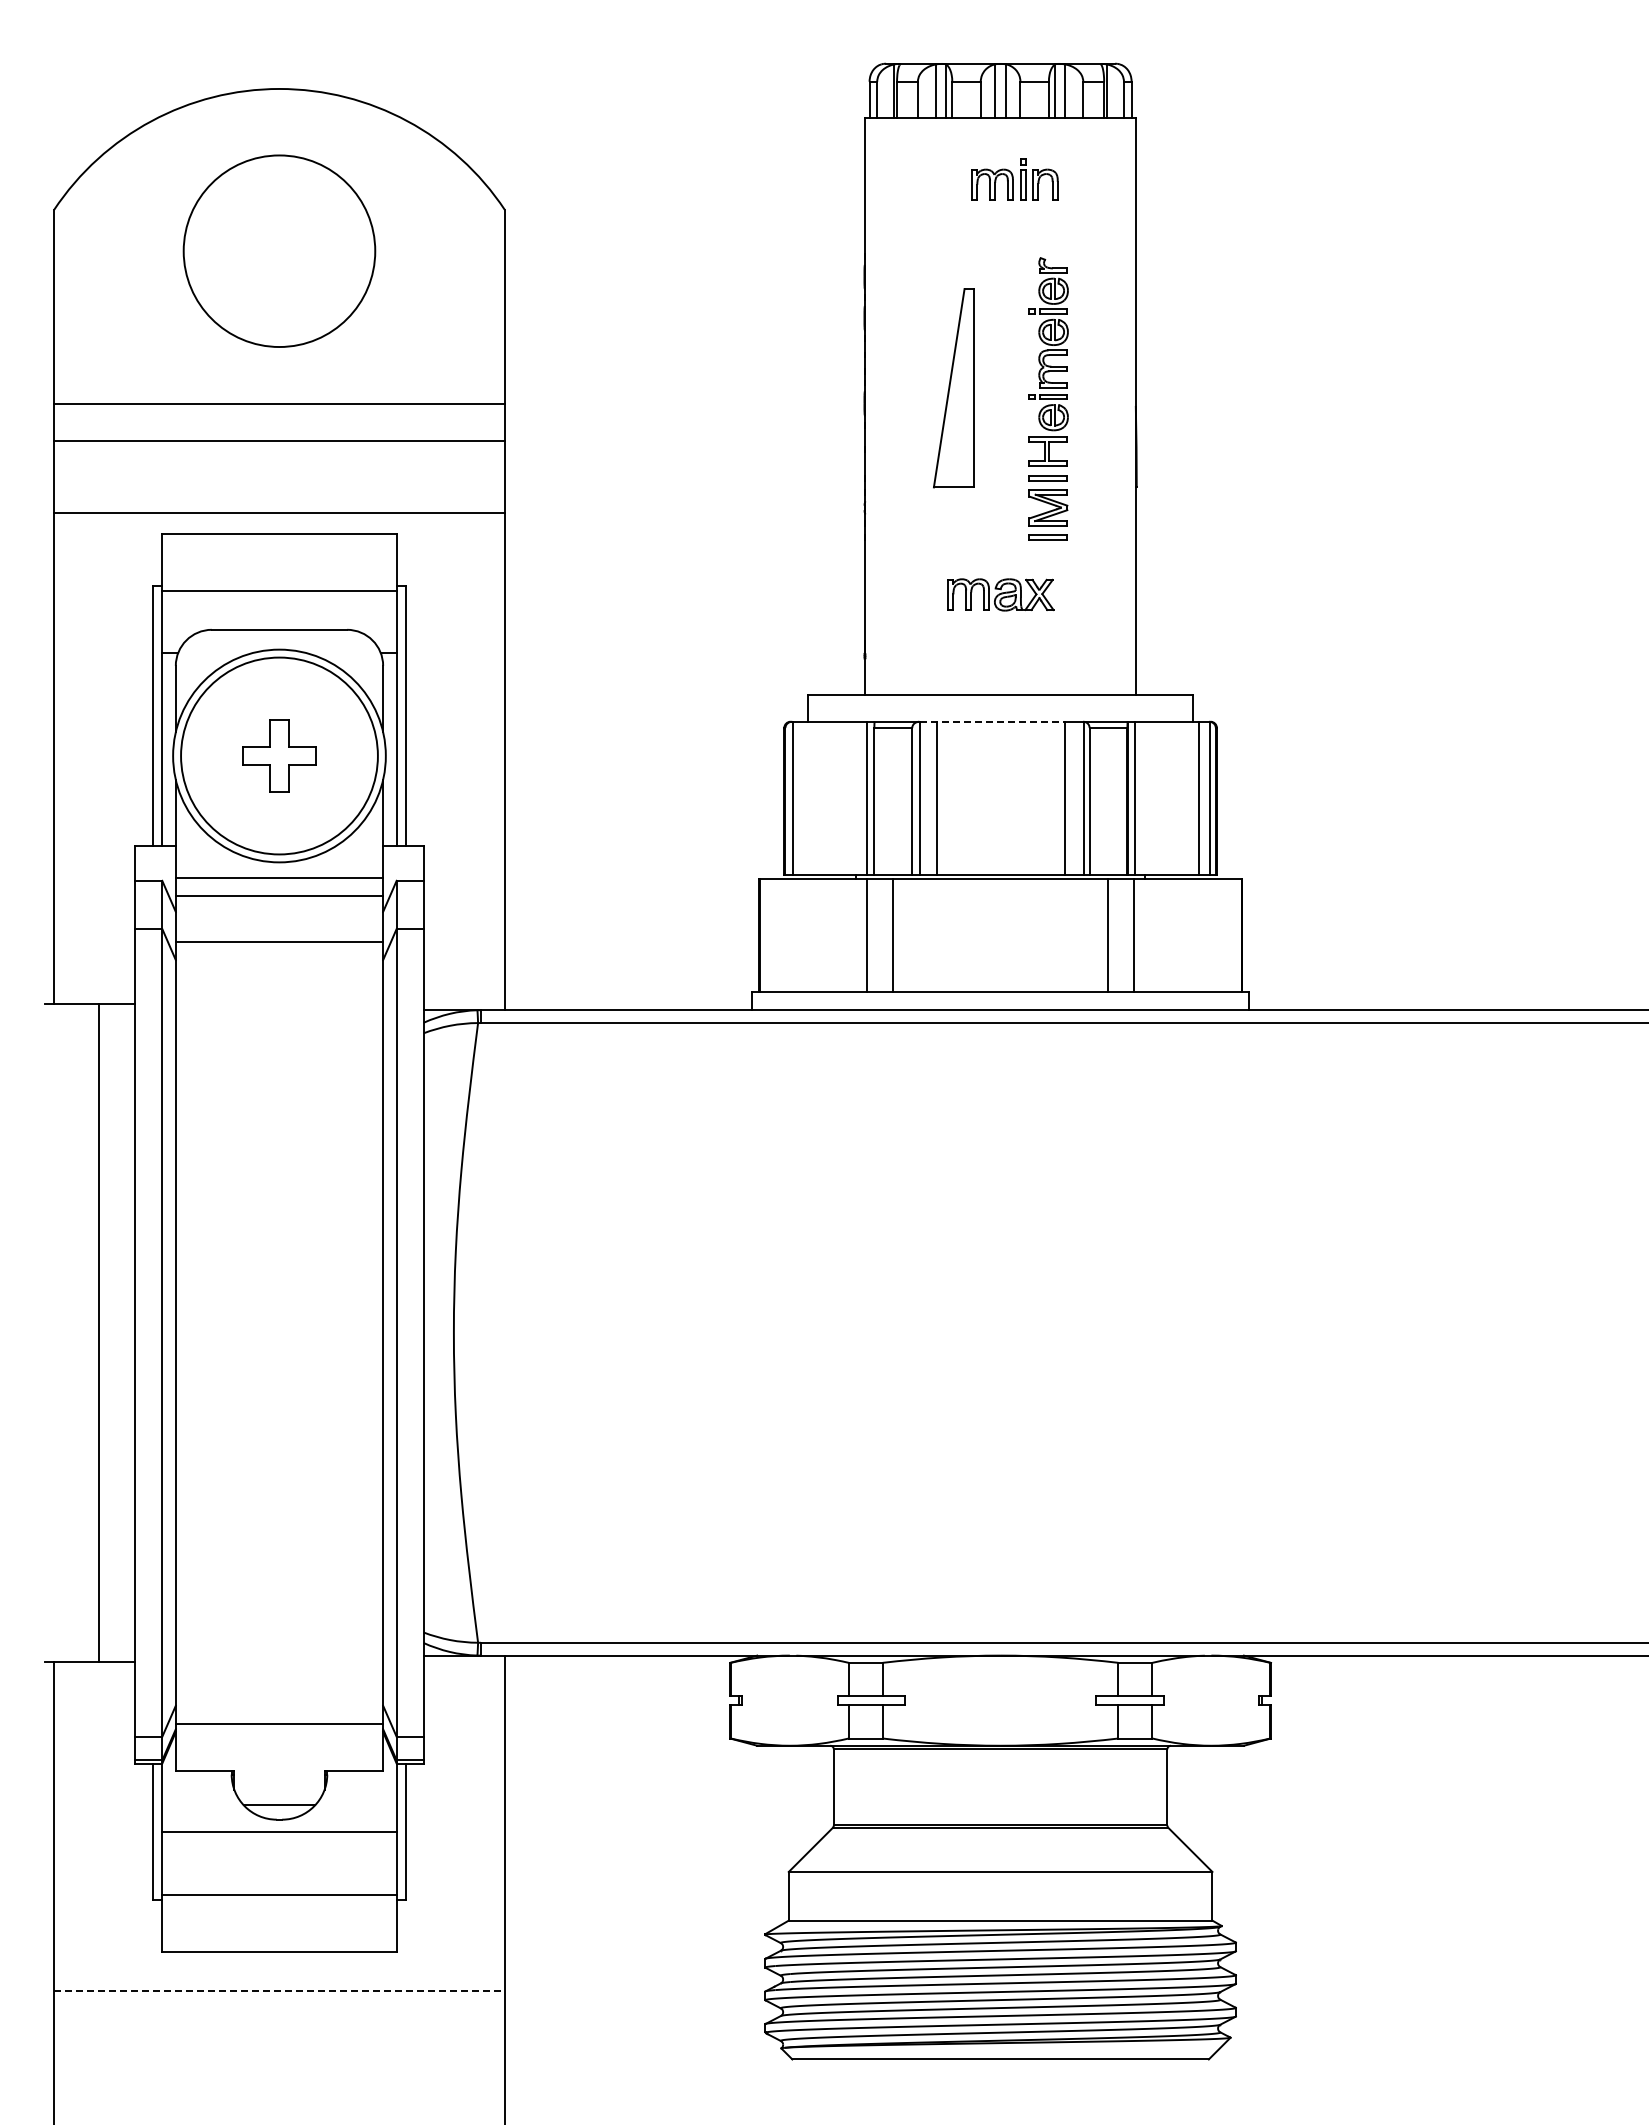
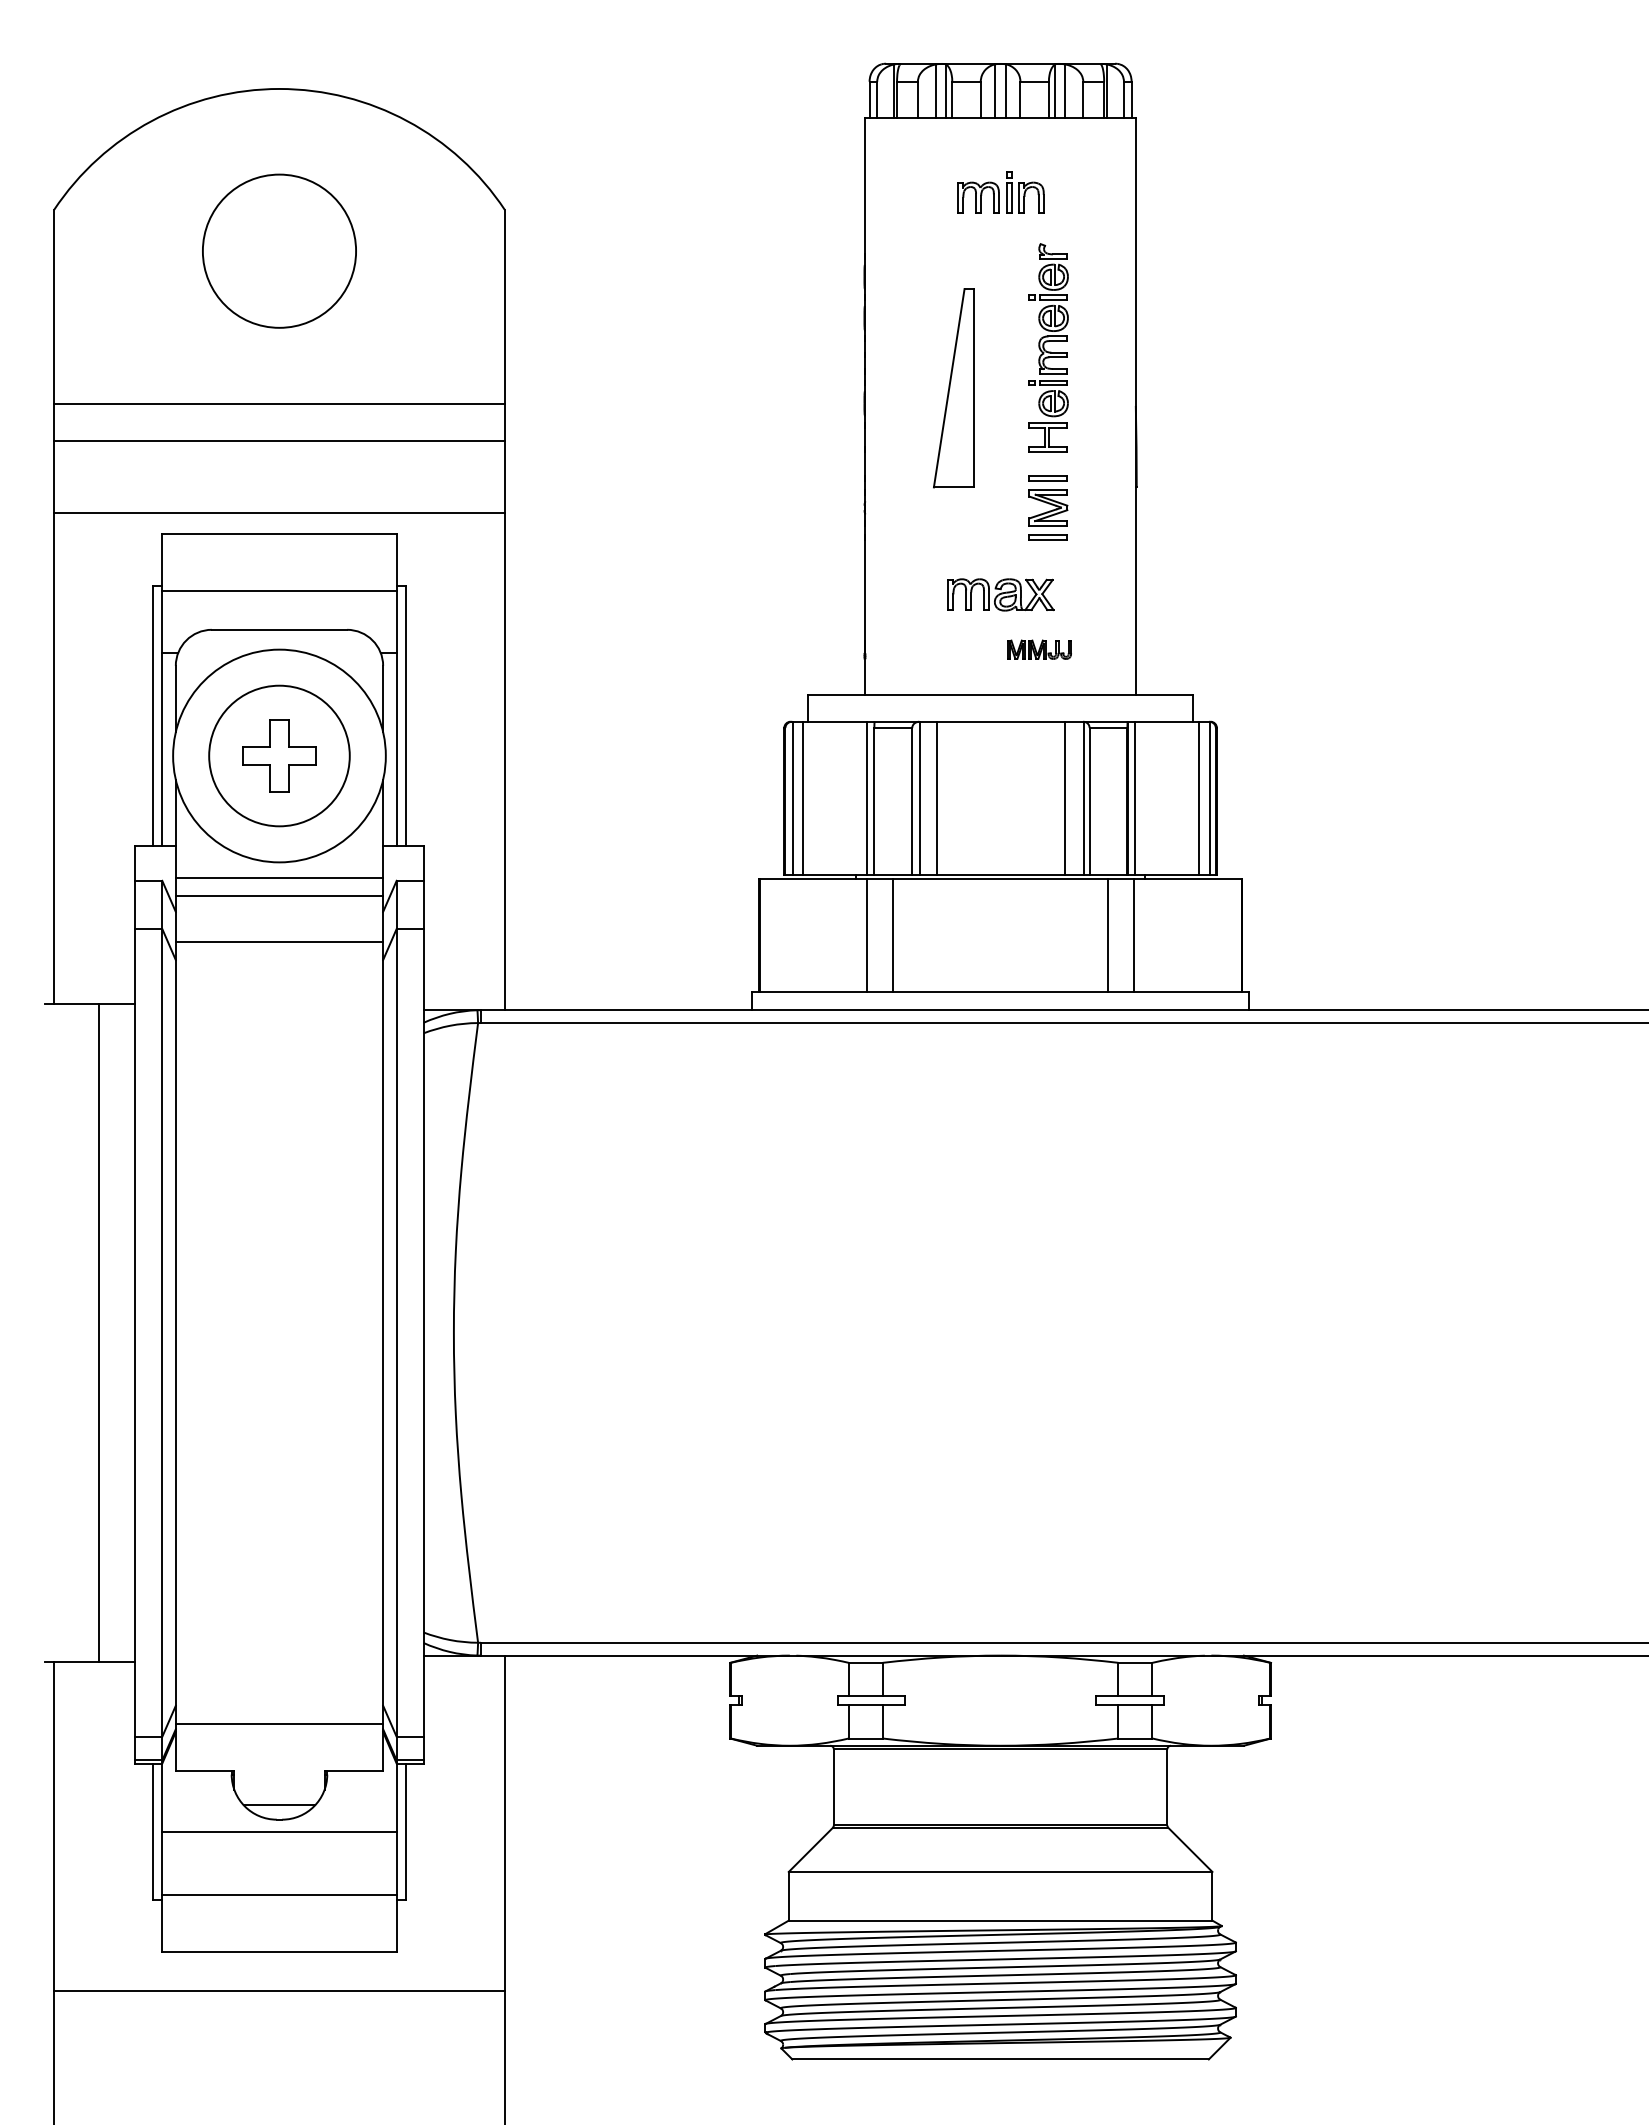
part position: (1014, 179) -> (1000, 192) (1000, 192)
circle diameter: 192 px -> 153 px (279, 250)
part position: (1048, 361) -> (1048, 347) (1048, 347)
part: none -> present (1039, 649)
line: dashed -> solid (993, 721)
circle diameter: 197 px -> 141 px (279, 755)
line: none -> present (802, 798)
line: dashed -> solid (279, 1990)
